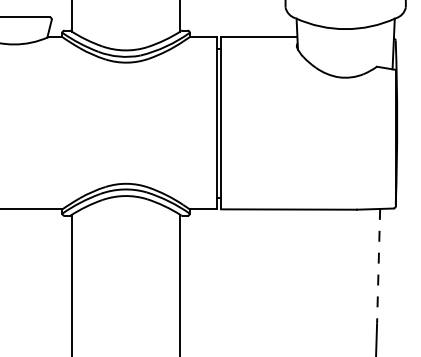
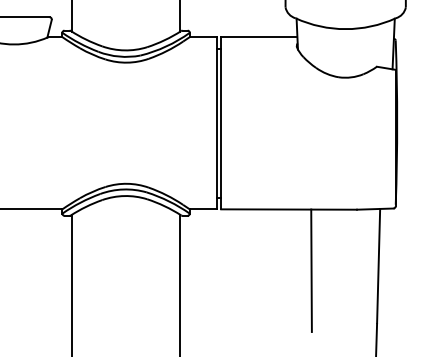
line: dashed -> solid (378, 266)
line: none -> present (311, 270)
